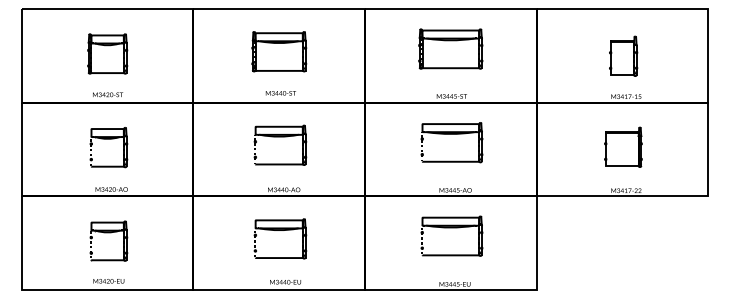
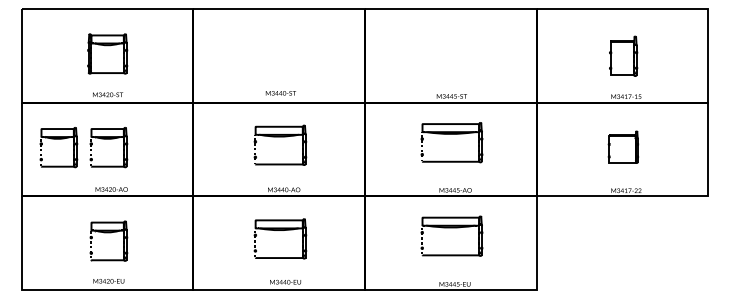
part: present -> none (450, 48)
part: present -> none (279, 51)
part: none -> present (58, 139)
part size: 39x42 px -> 32x34 px (622, 146)
